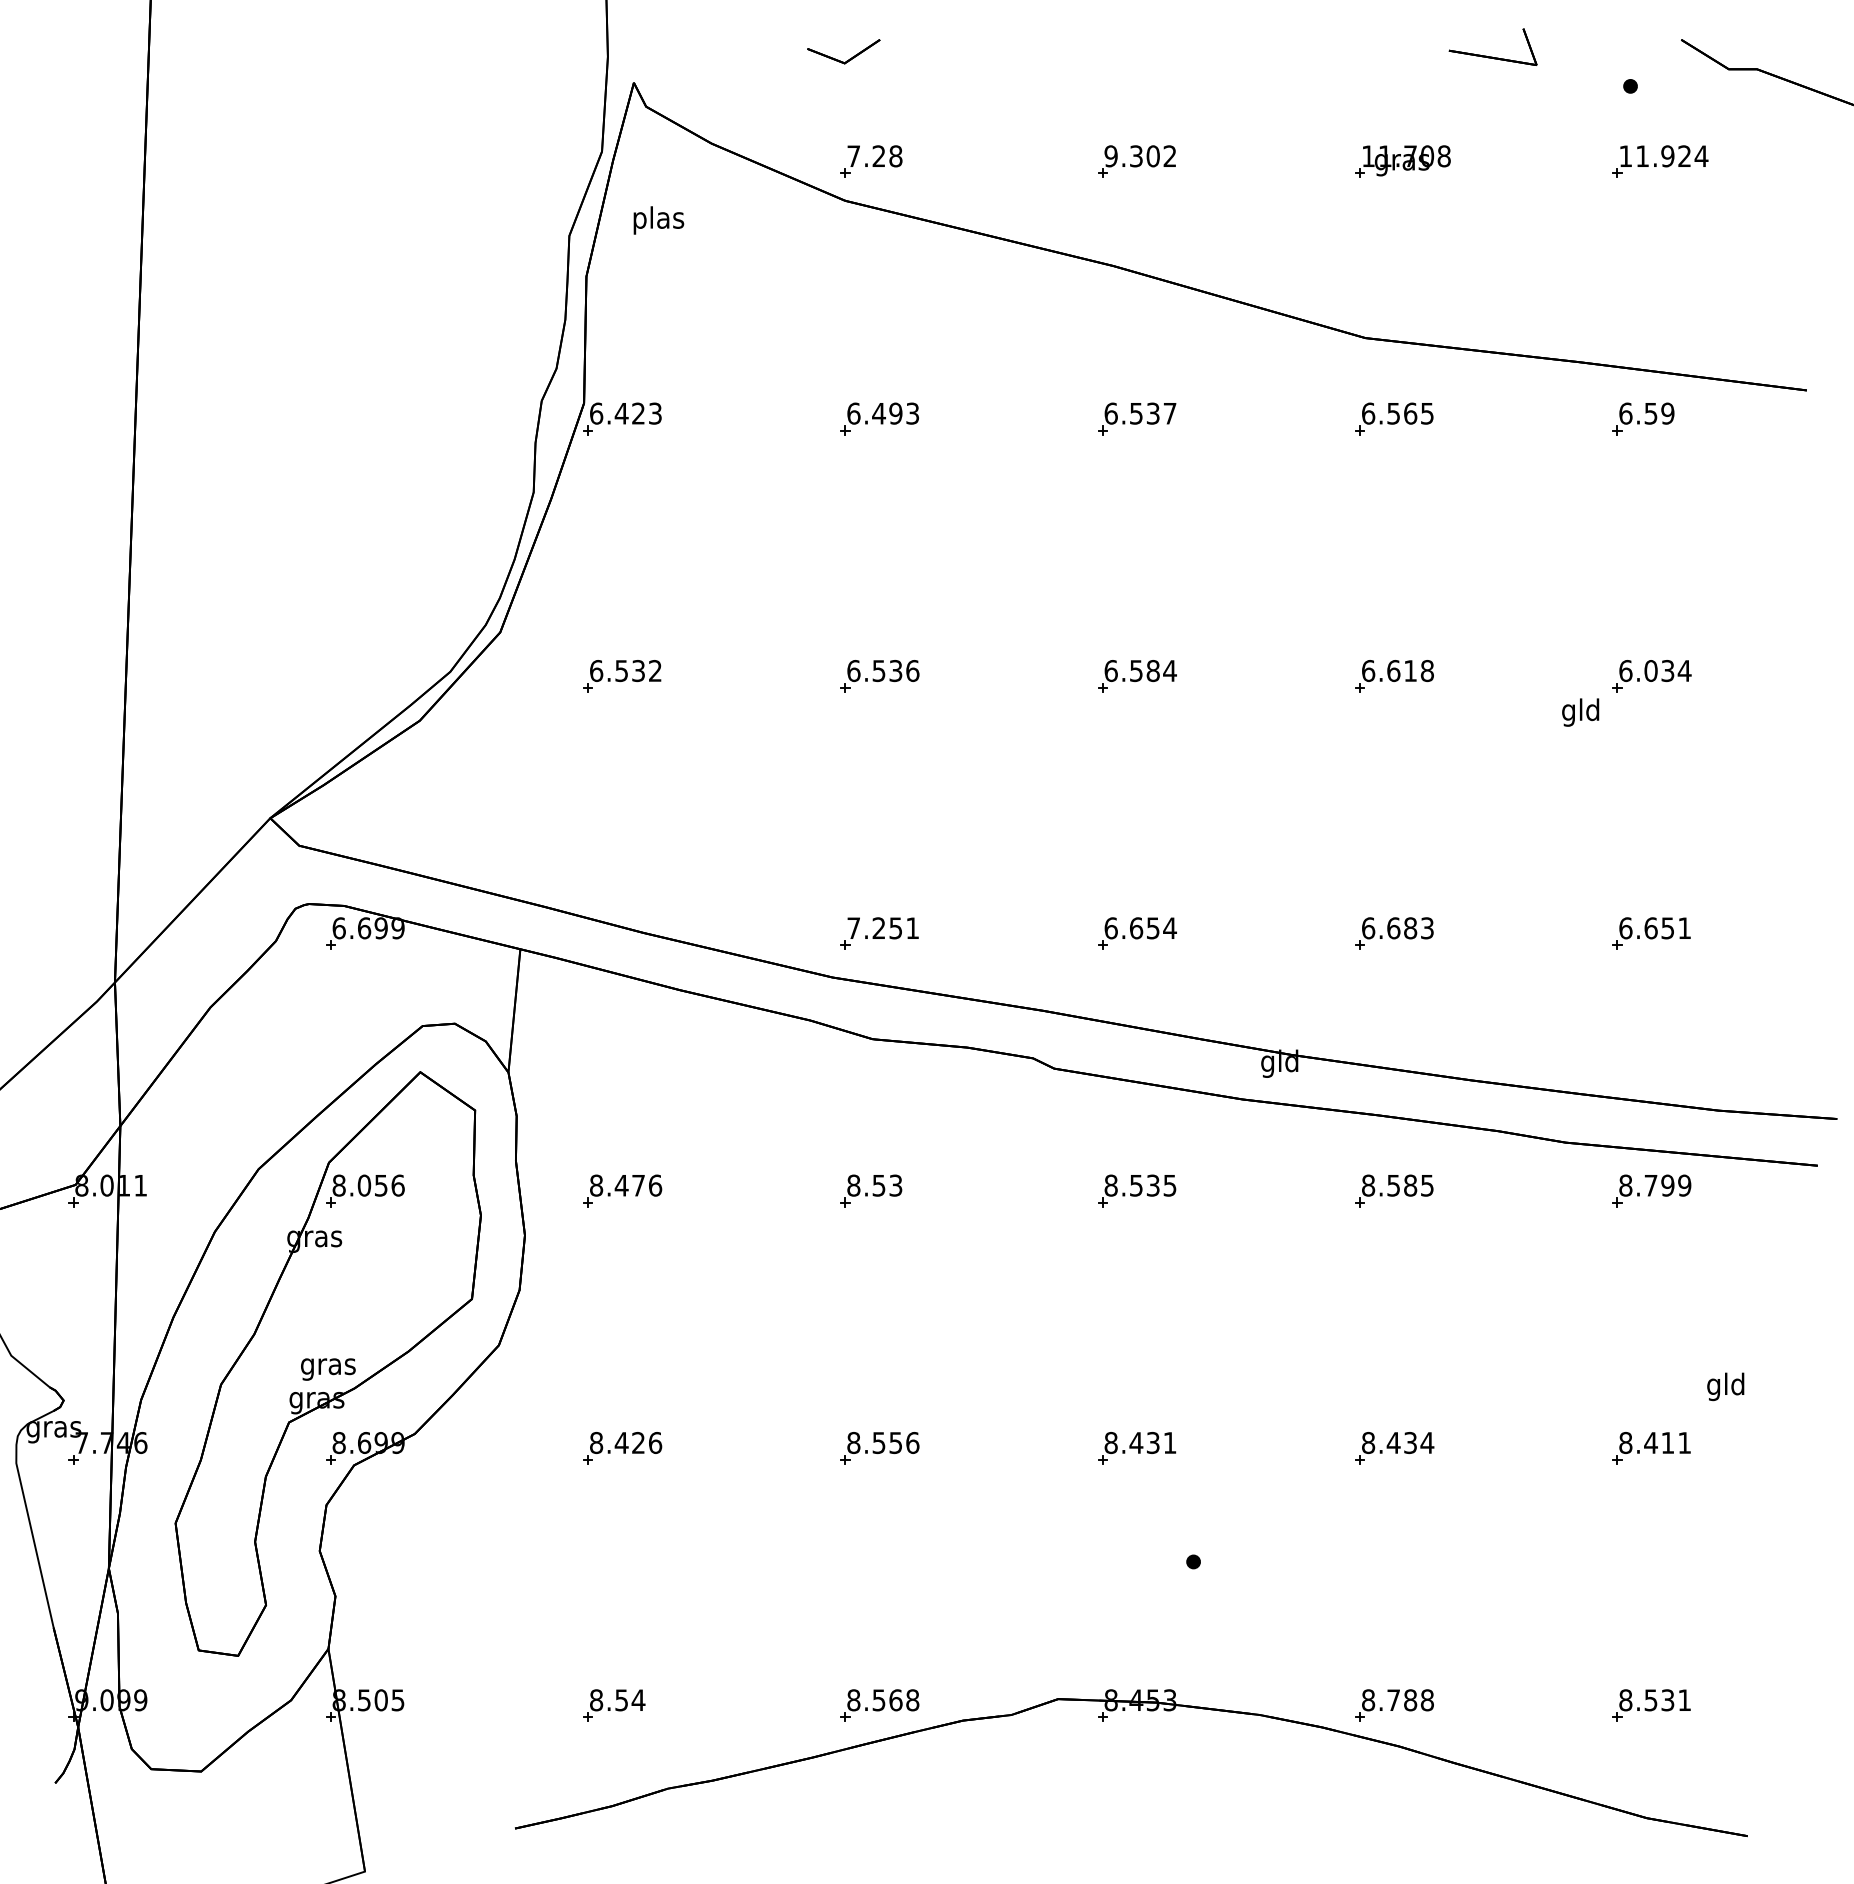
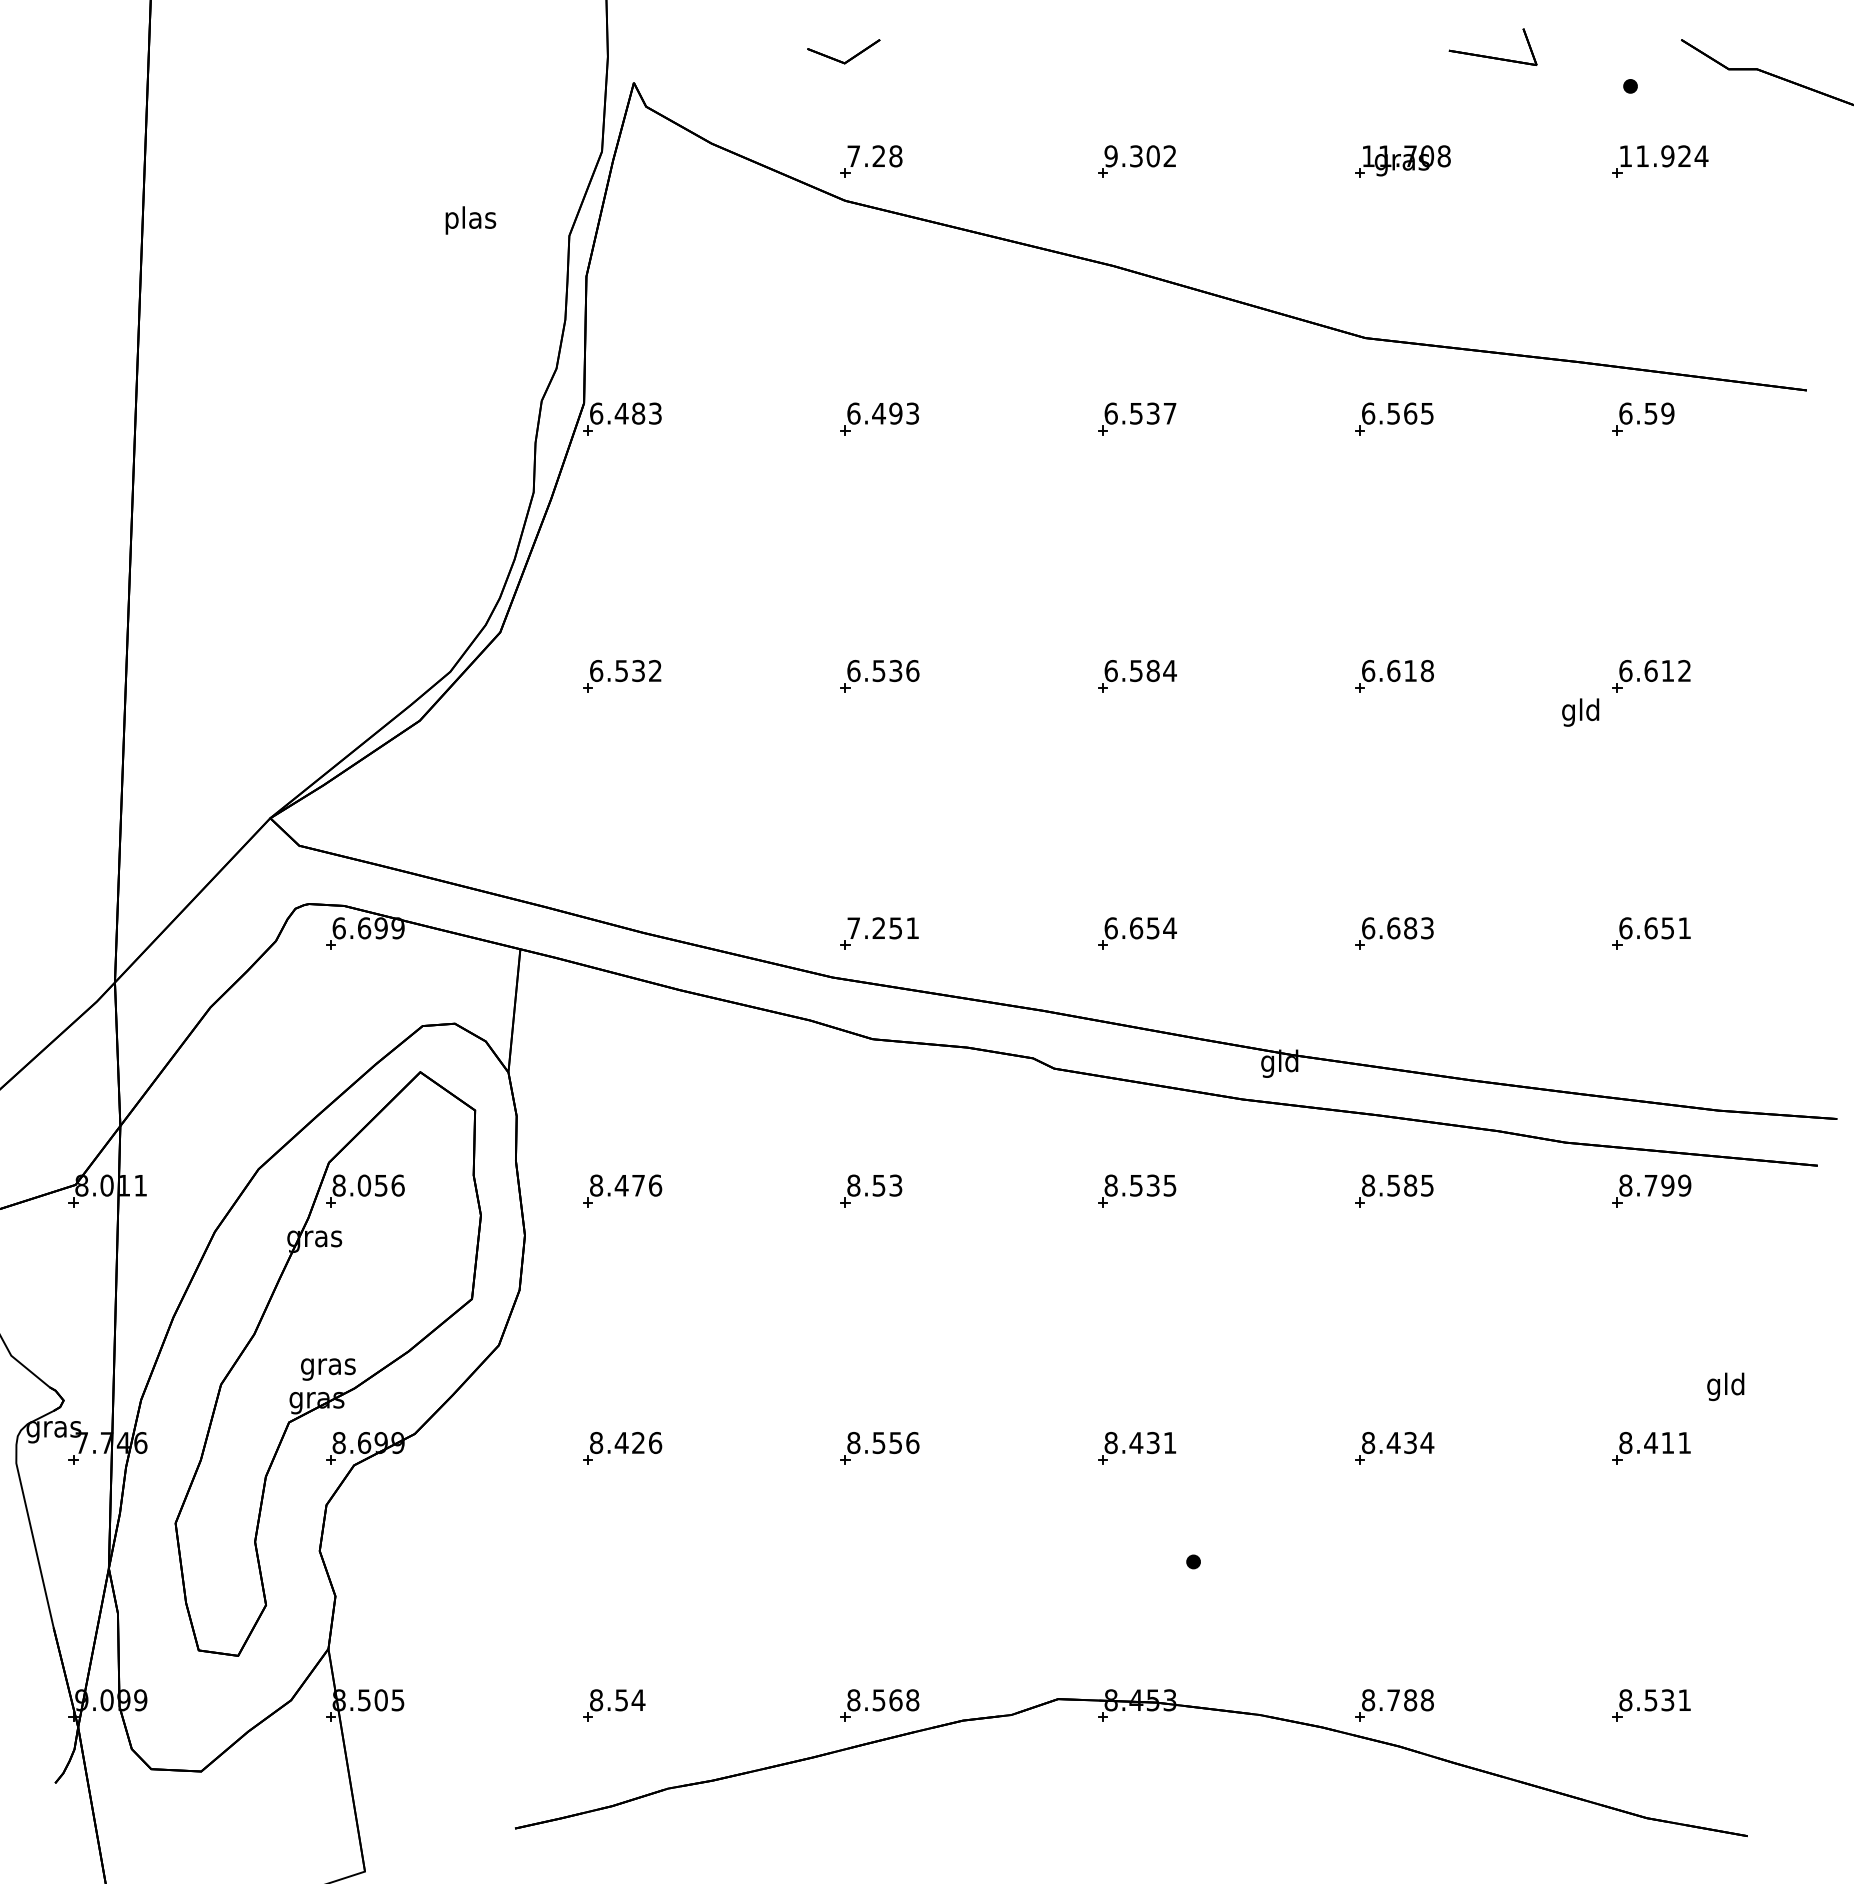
text position: (658, 220) -> (470, 220) (470, 220)
text: 6.423 -> 6.483 (638, 413)
text: 6.034 -> 6.612 (1667, 671)
